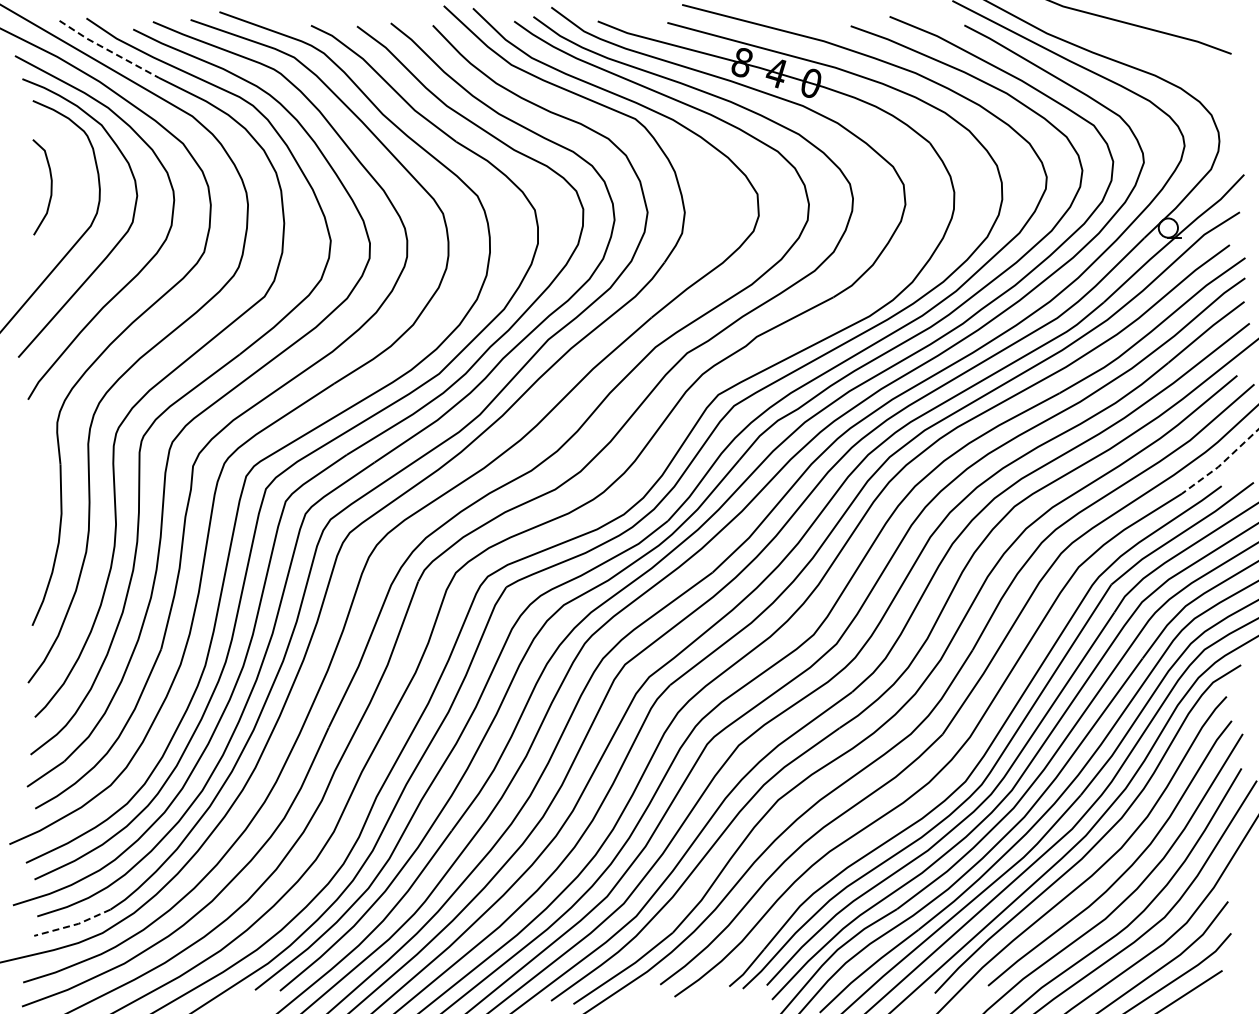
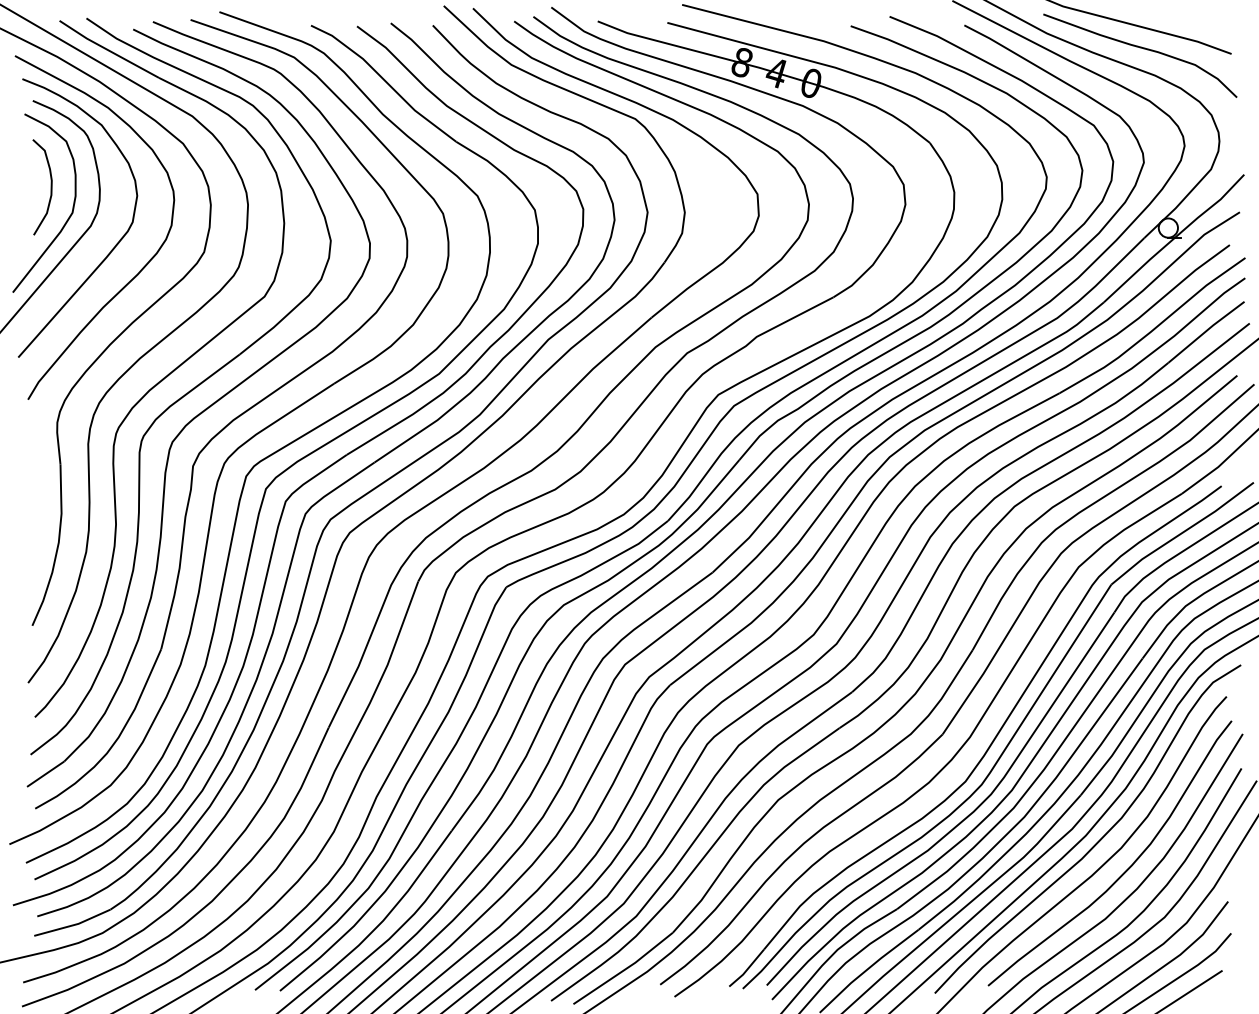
curve: none -> present (1143, 49)
line: dashed -> solid (108, 50)
curve: none -> present (67, 218)
line: dashed -> solid (1221, 464)
line: dashed -> solid (72, 925)
